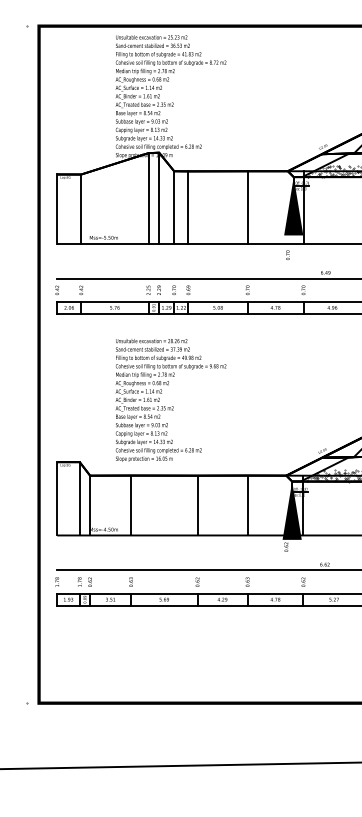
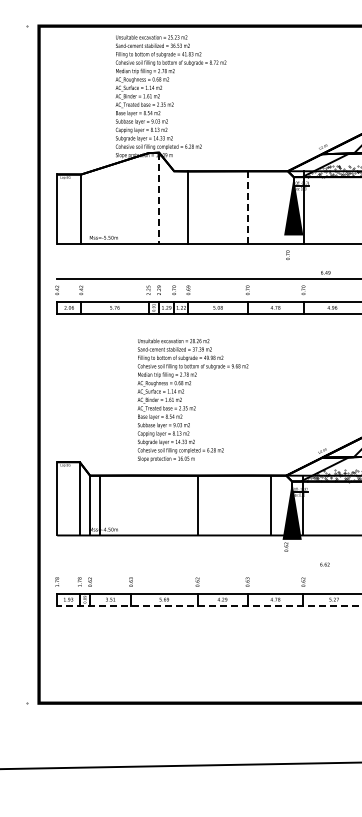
line: present -> none (148, 198)
line: solid -> dashed (159, 198)
line: present -> none (174, 207)
line: solid -> dashed (247, 207)
text position: (170, 400) -> (192, 400) (192, 400)
line position: (131, 505) -> (100, 505) (100, 505)
line position: (247, 505) -> (270, 505) (270, 505)
line: present -> none (207, 570)
line: solid -> dashed (209, 605)
